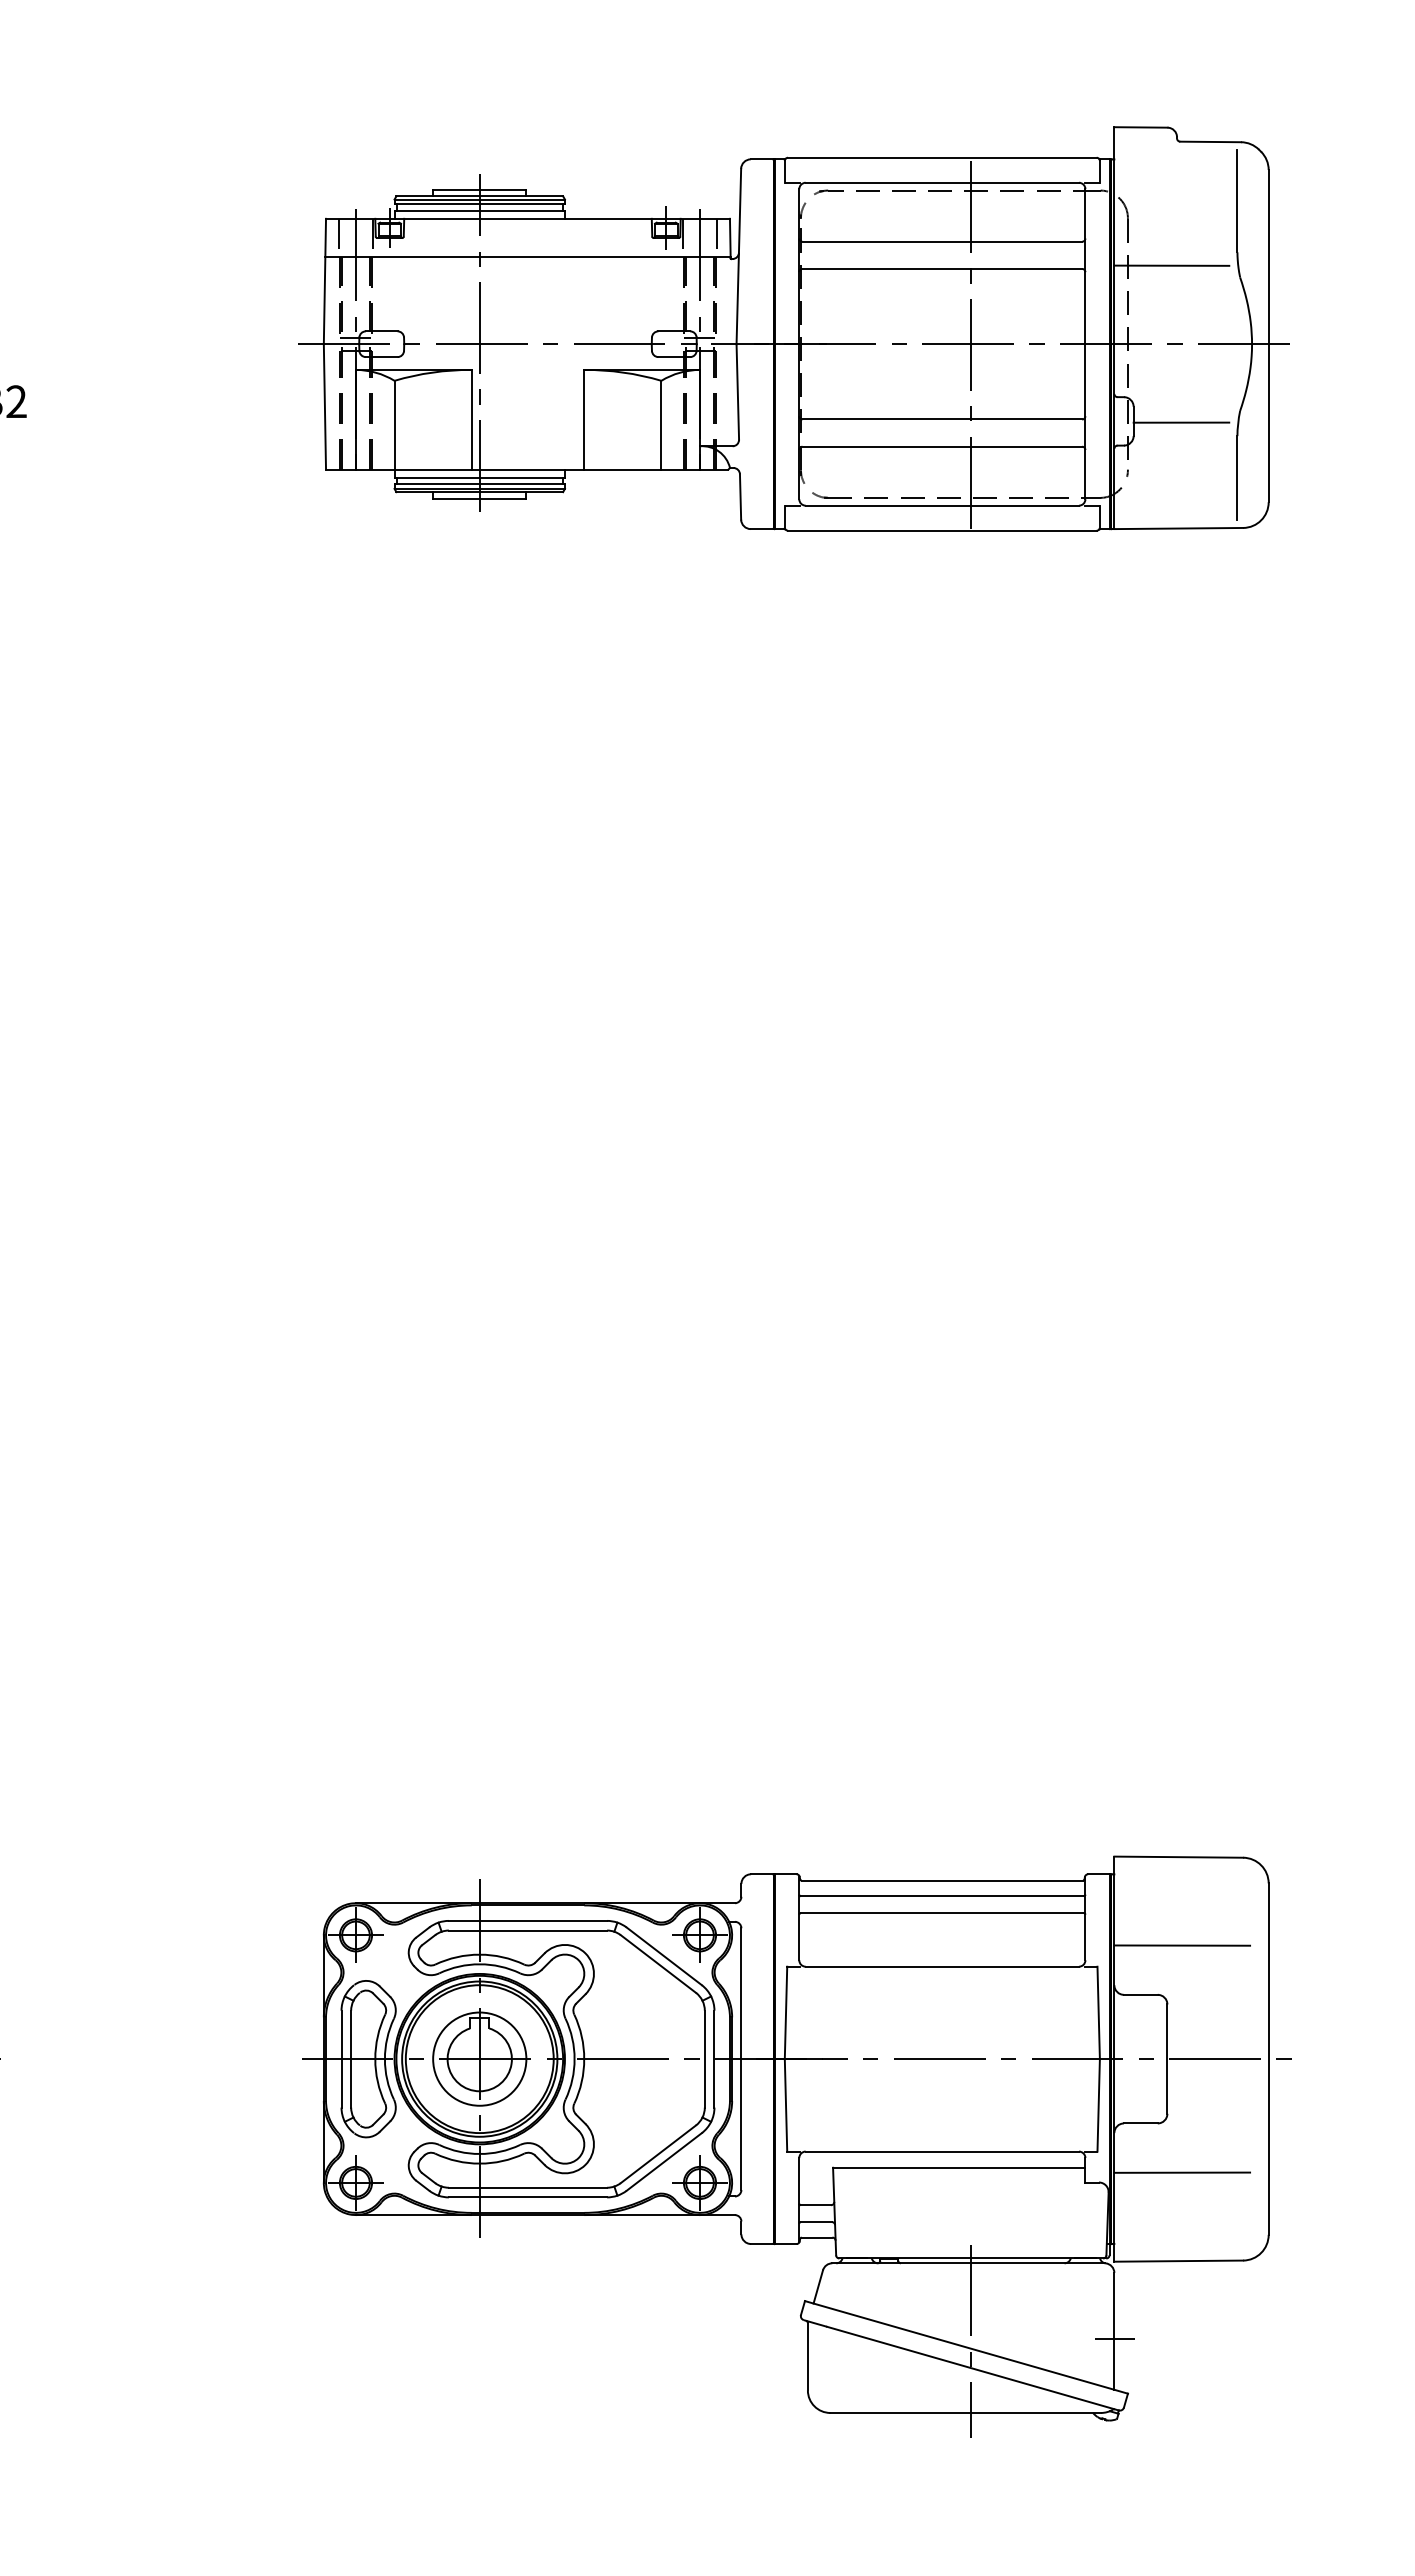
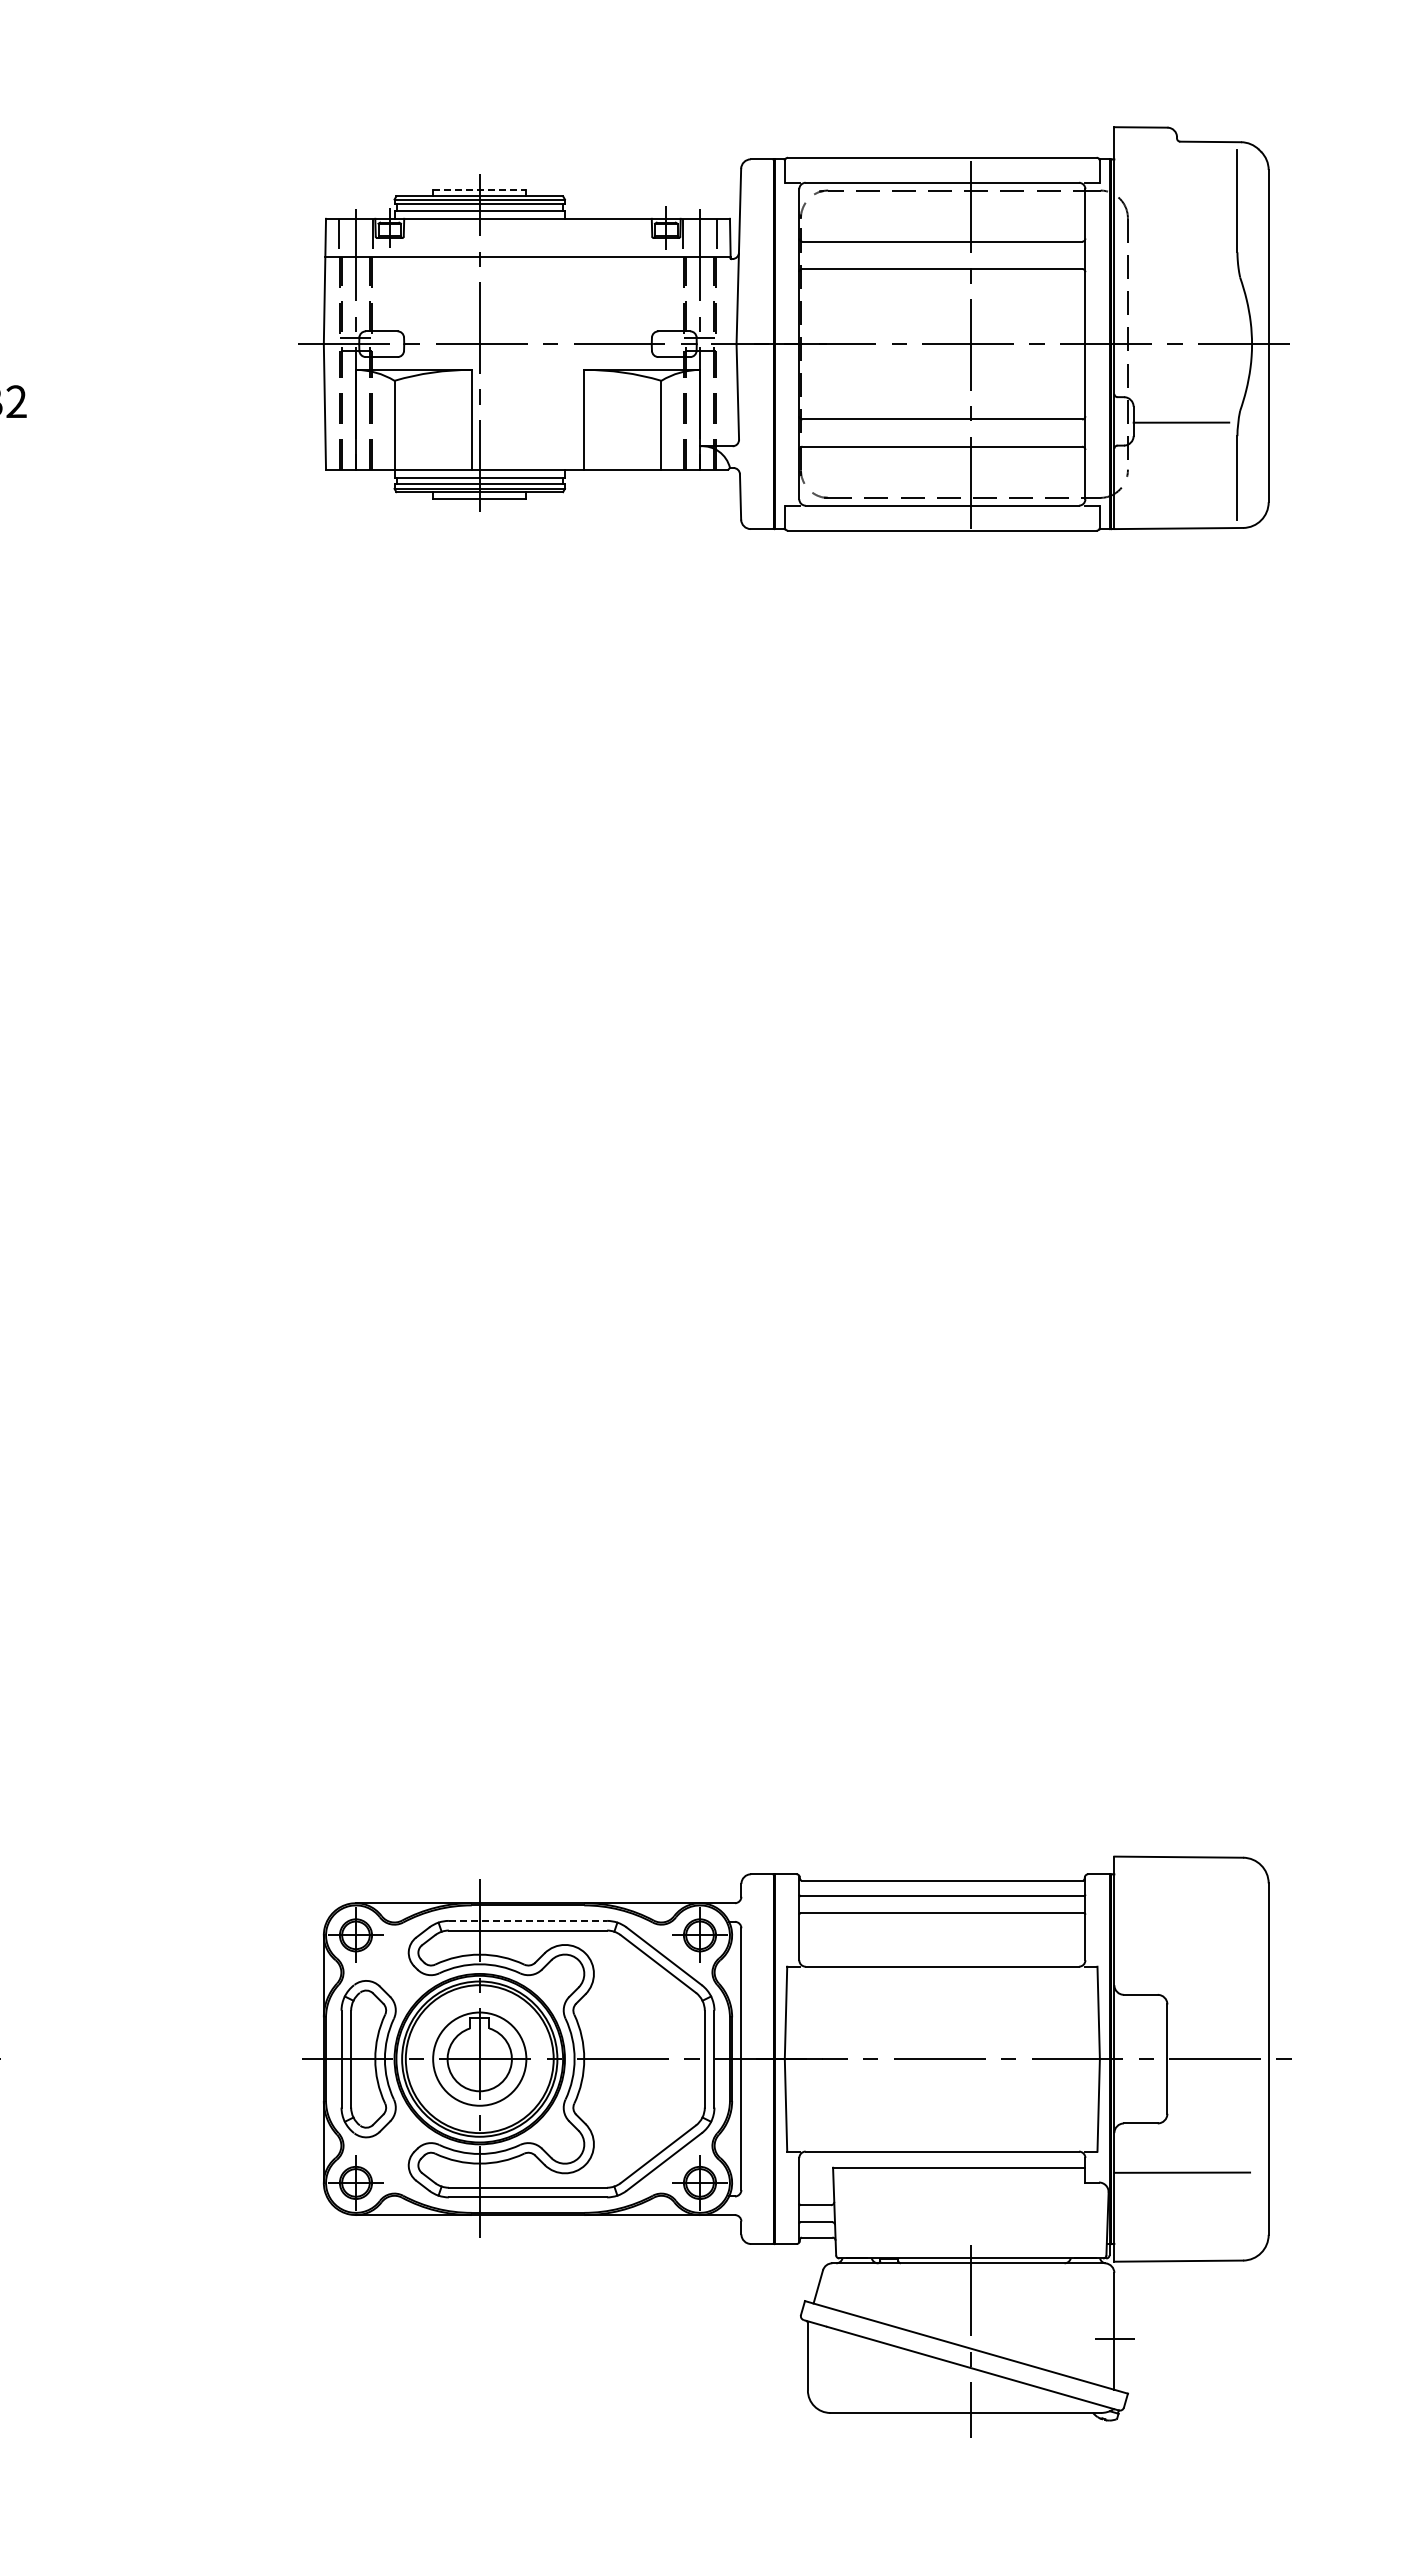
line: solid -> dashed (479, 189)
line: present -> none (1171, 265)
line: solid -> dashed (528, 1920)
line: present -> none (1182, 1945)
